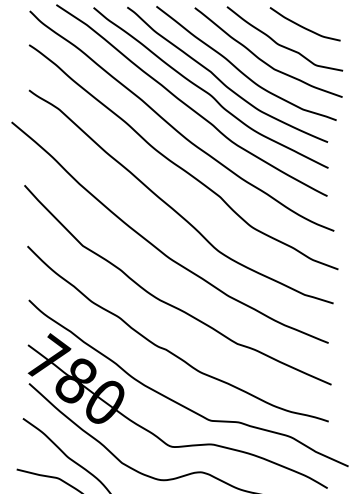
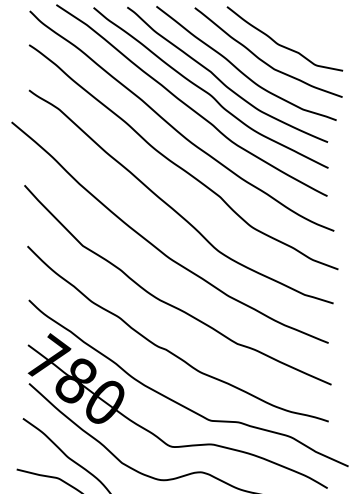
curve: present -> none (303, 26)
